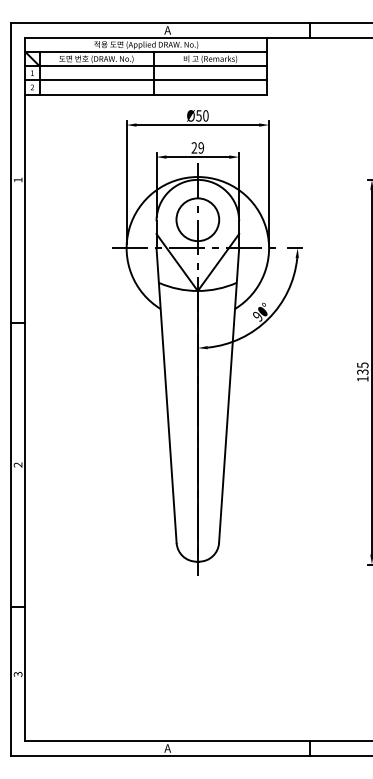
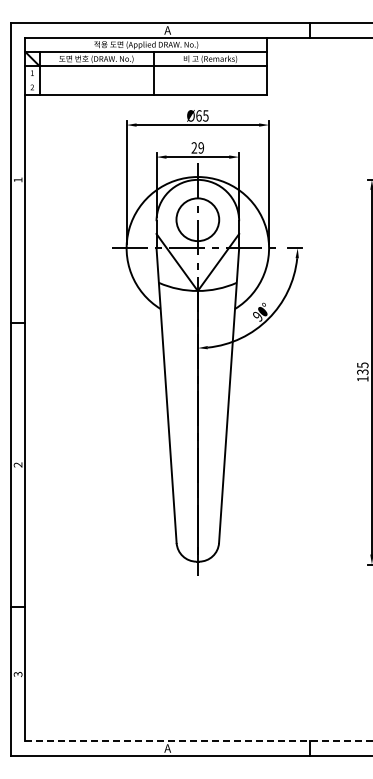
line: present -> none (146, 80)
text: Ø50 -> Ø65 (202, 115)
line: solid -> dashed (199, 741)
